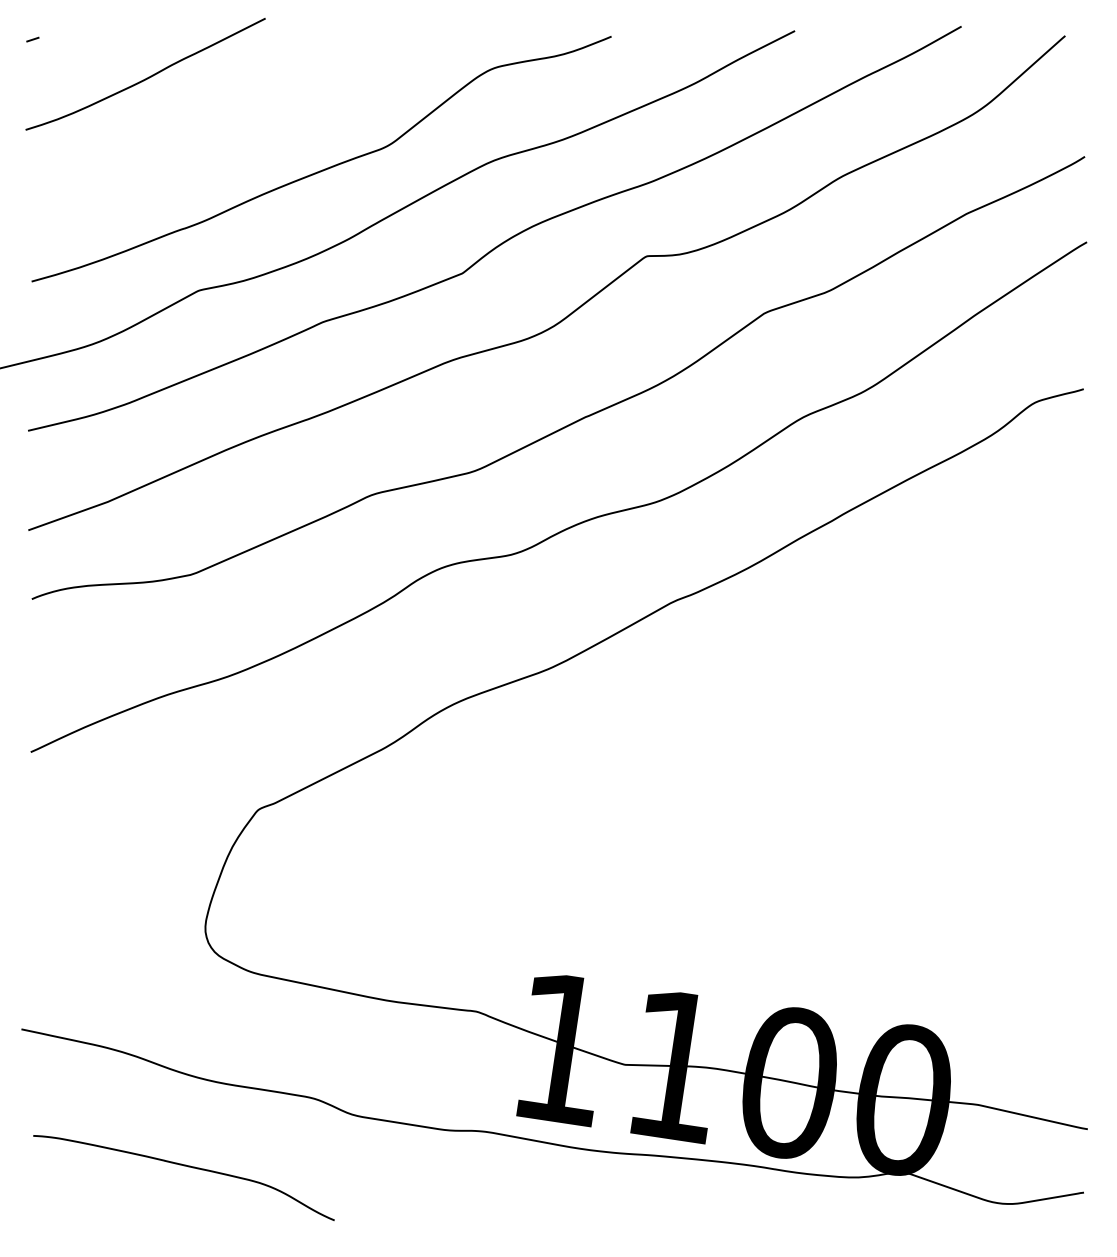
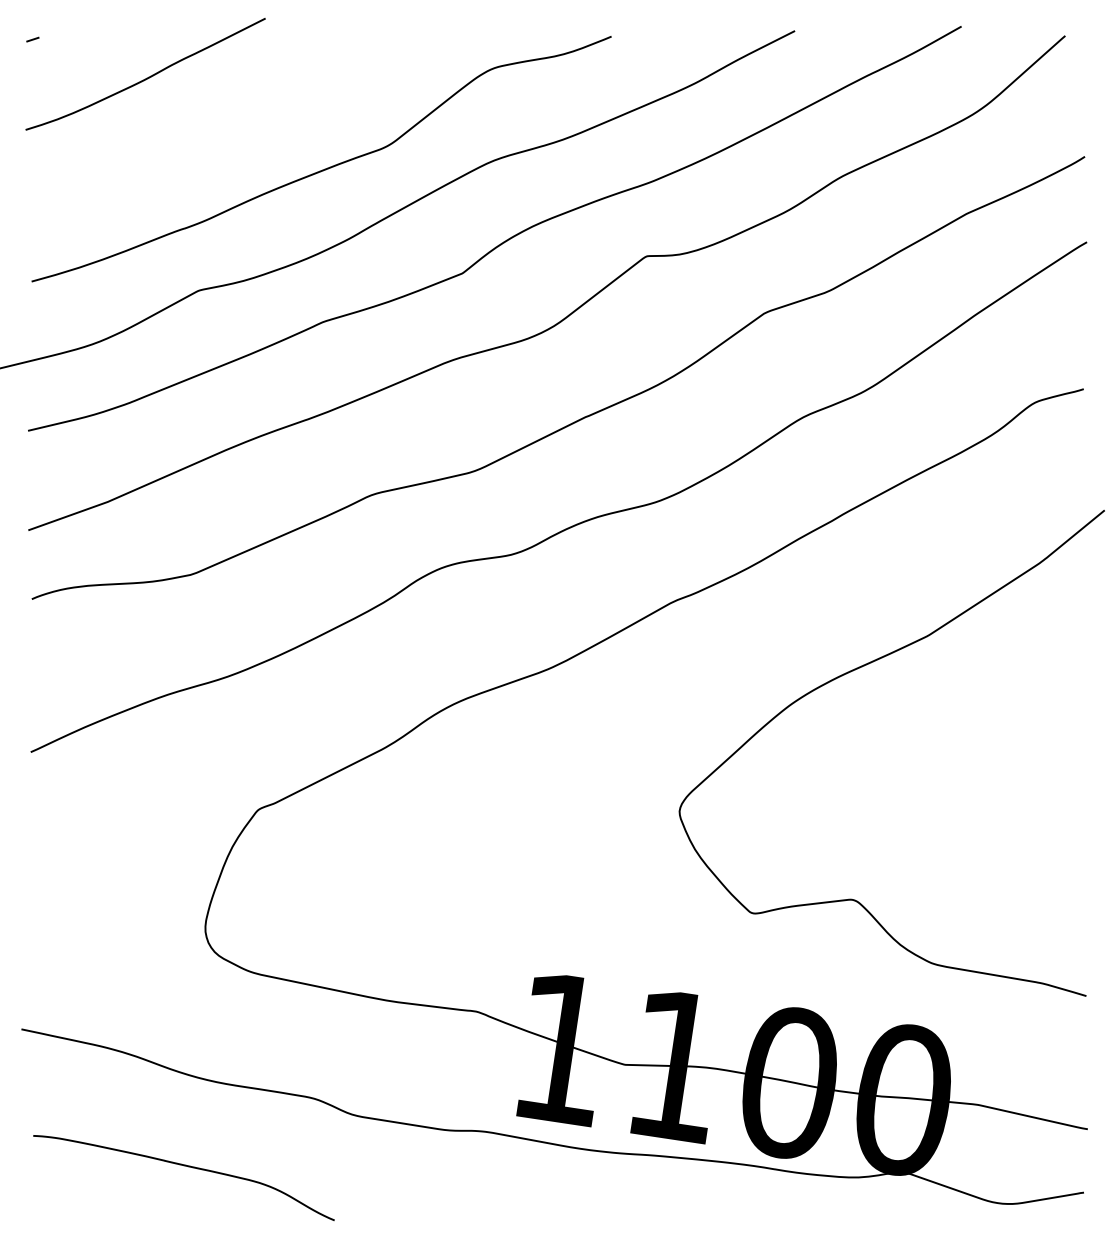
curve: none -> present (853, 671)
